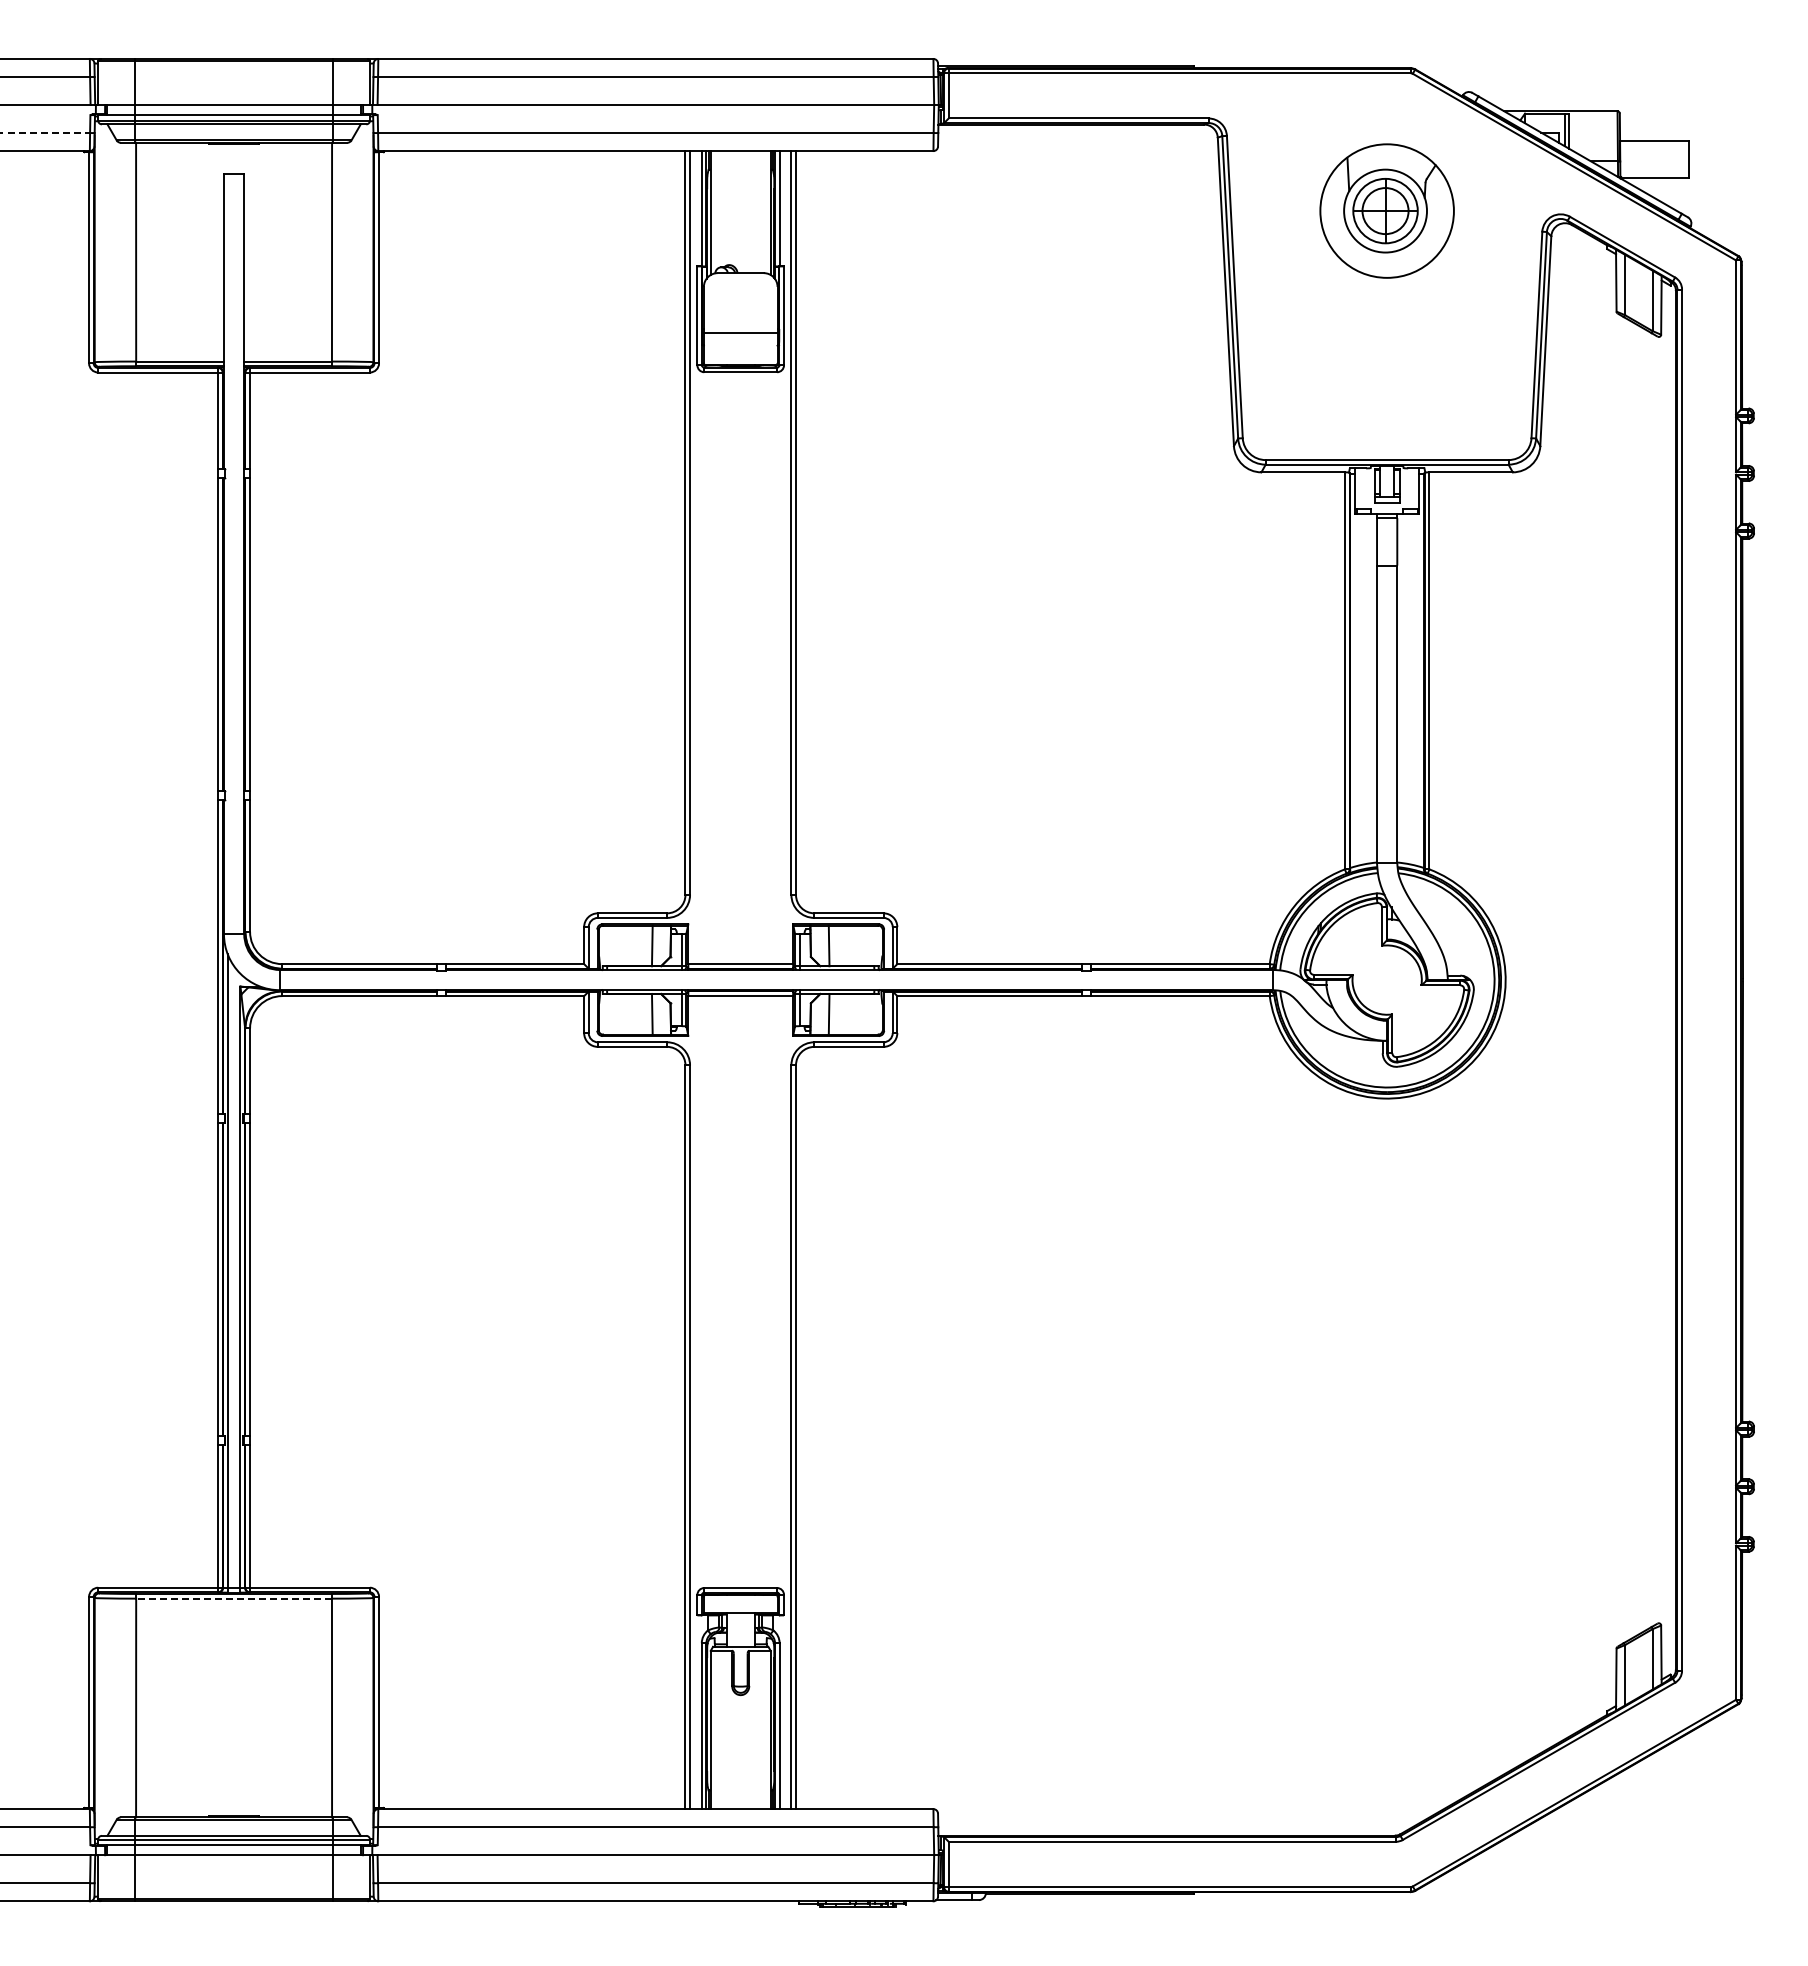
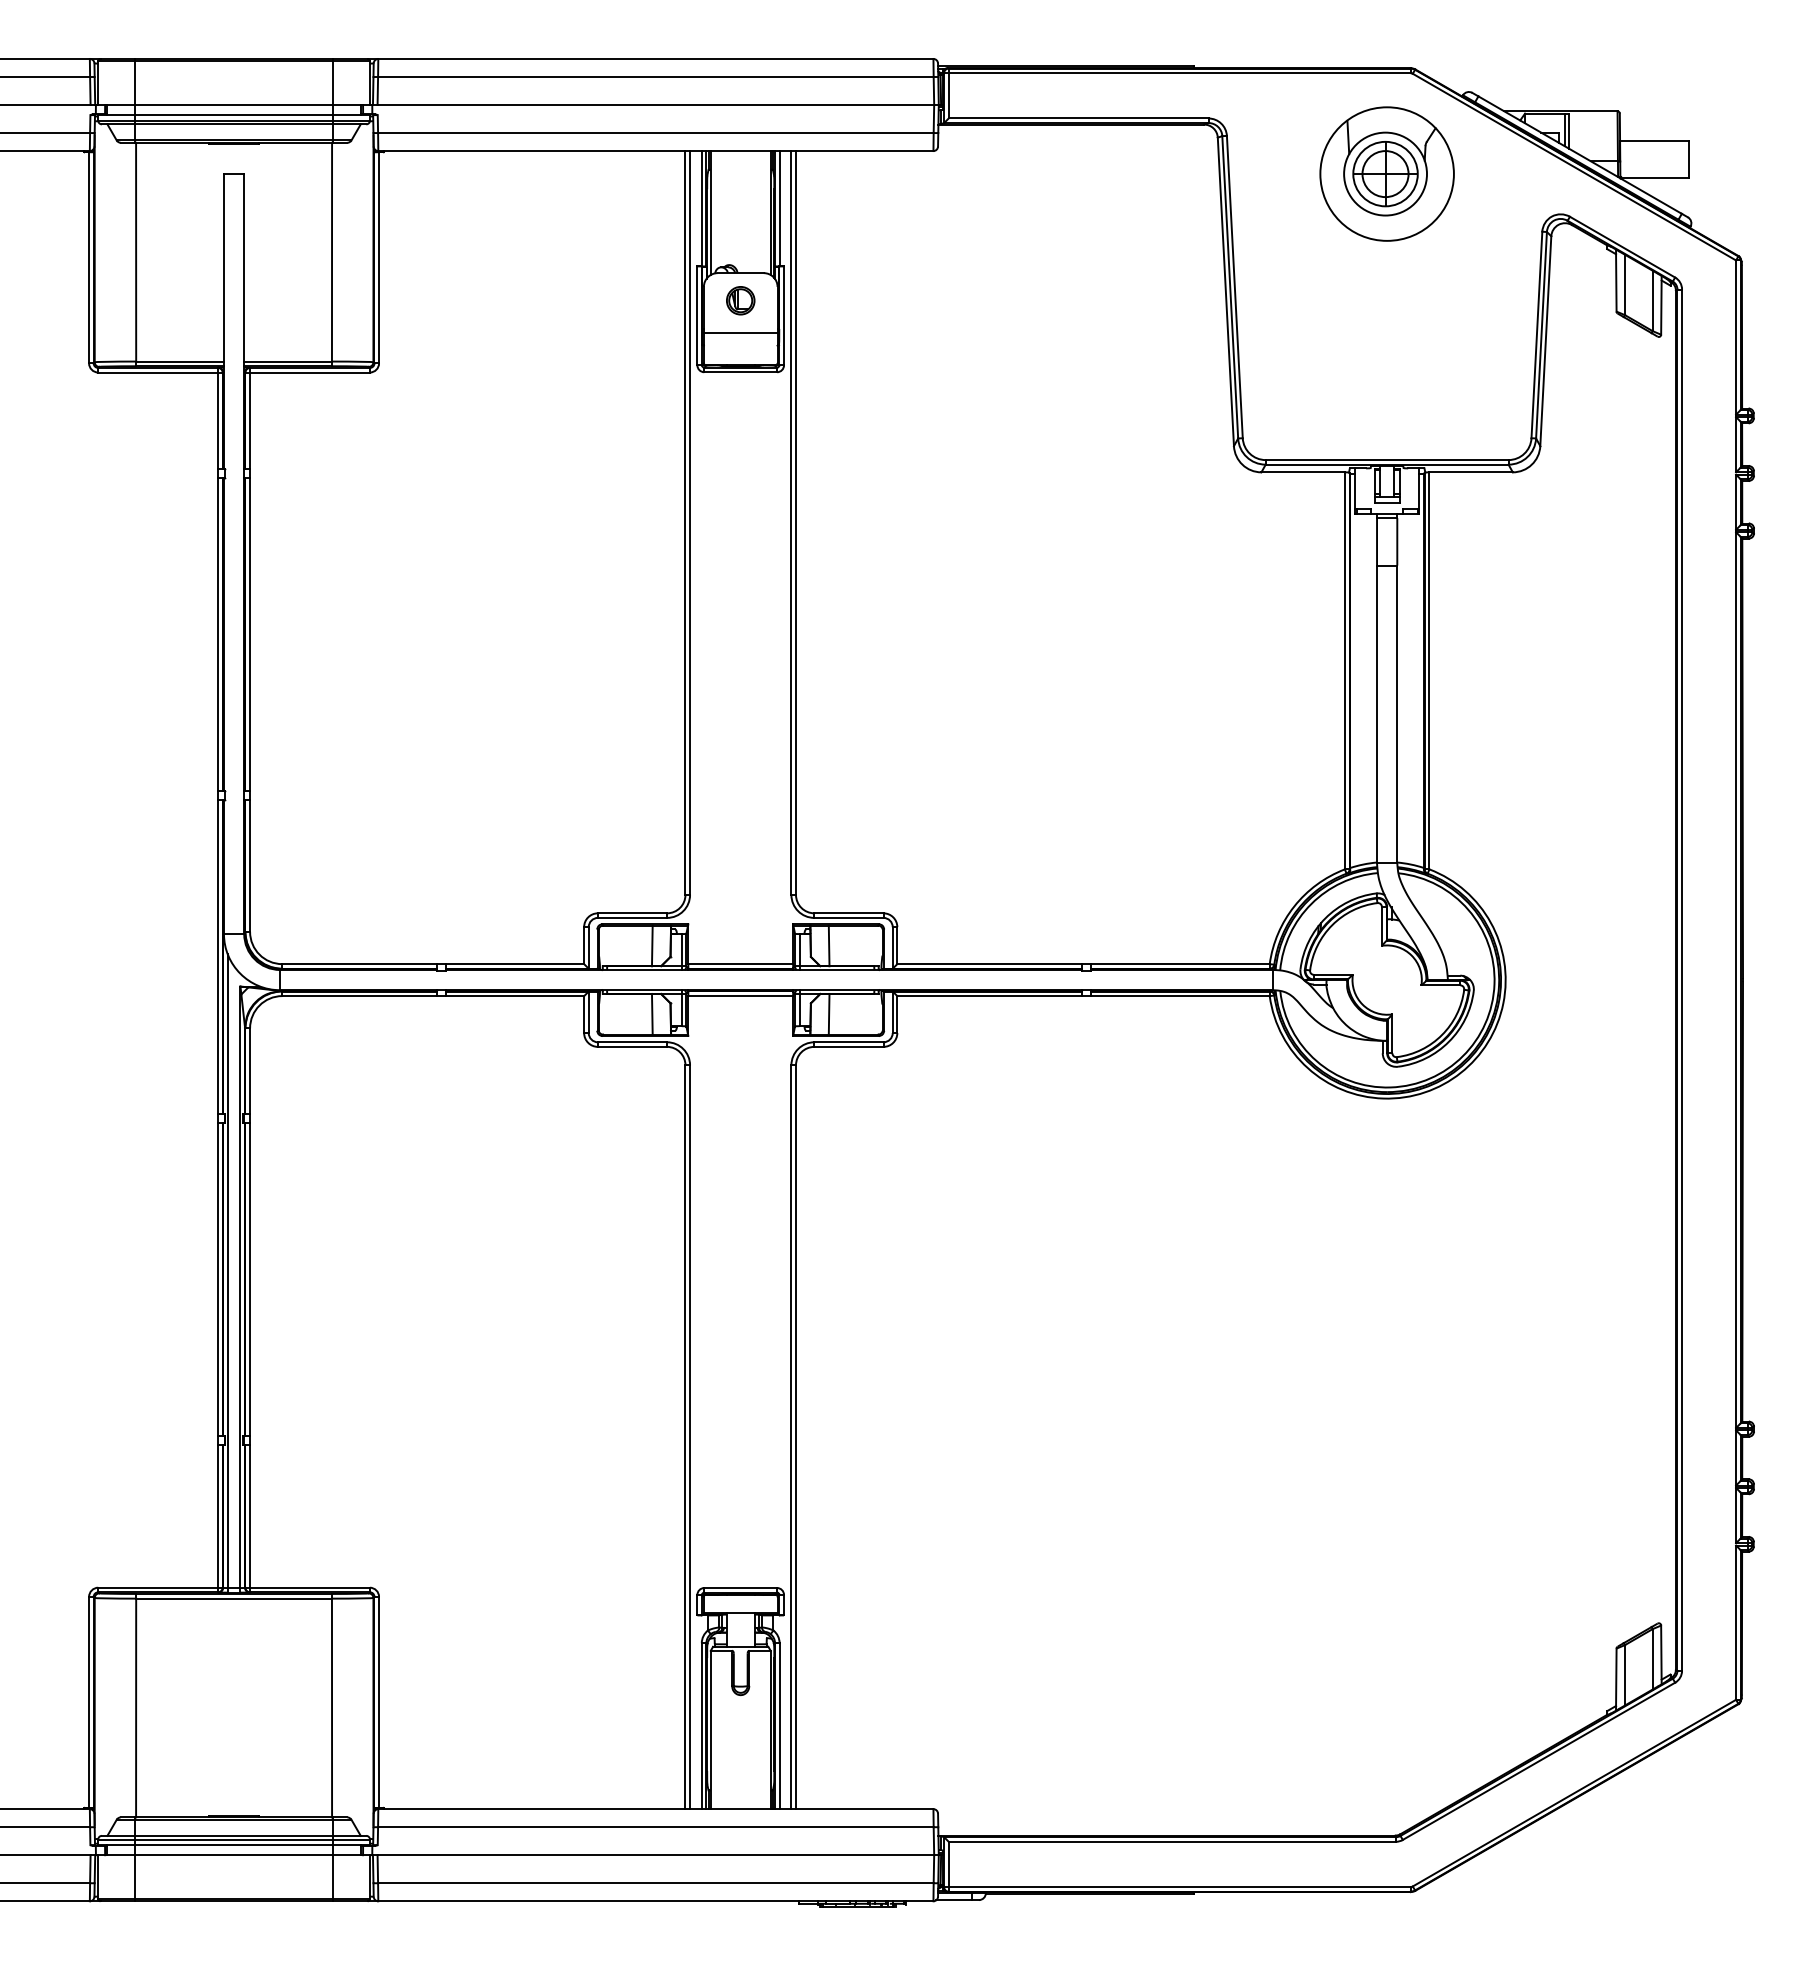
line: dashed -> solid (45, 132)
part position: (1386, 210) -> (1386, 173) (1386, 173)
part: none -> present (740, 300)
line: dashed -> solid (234, 1598)
